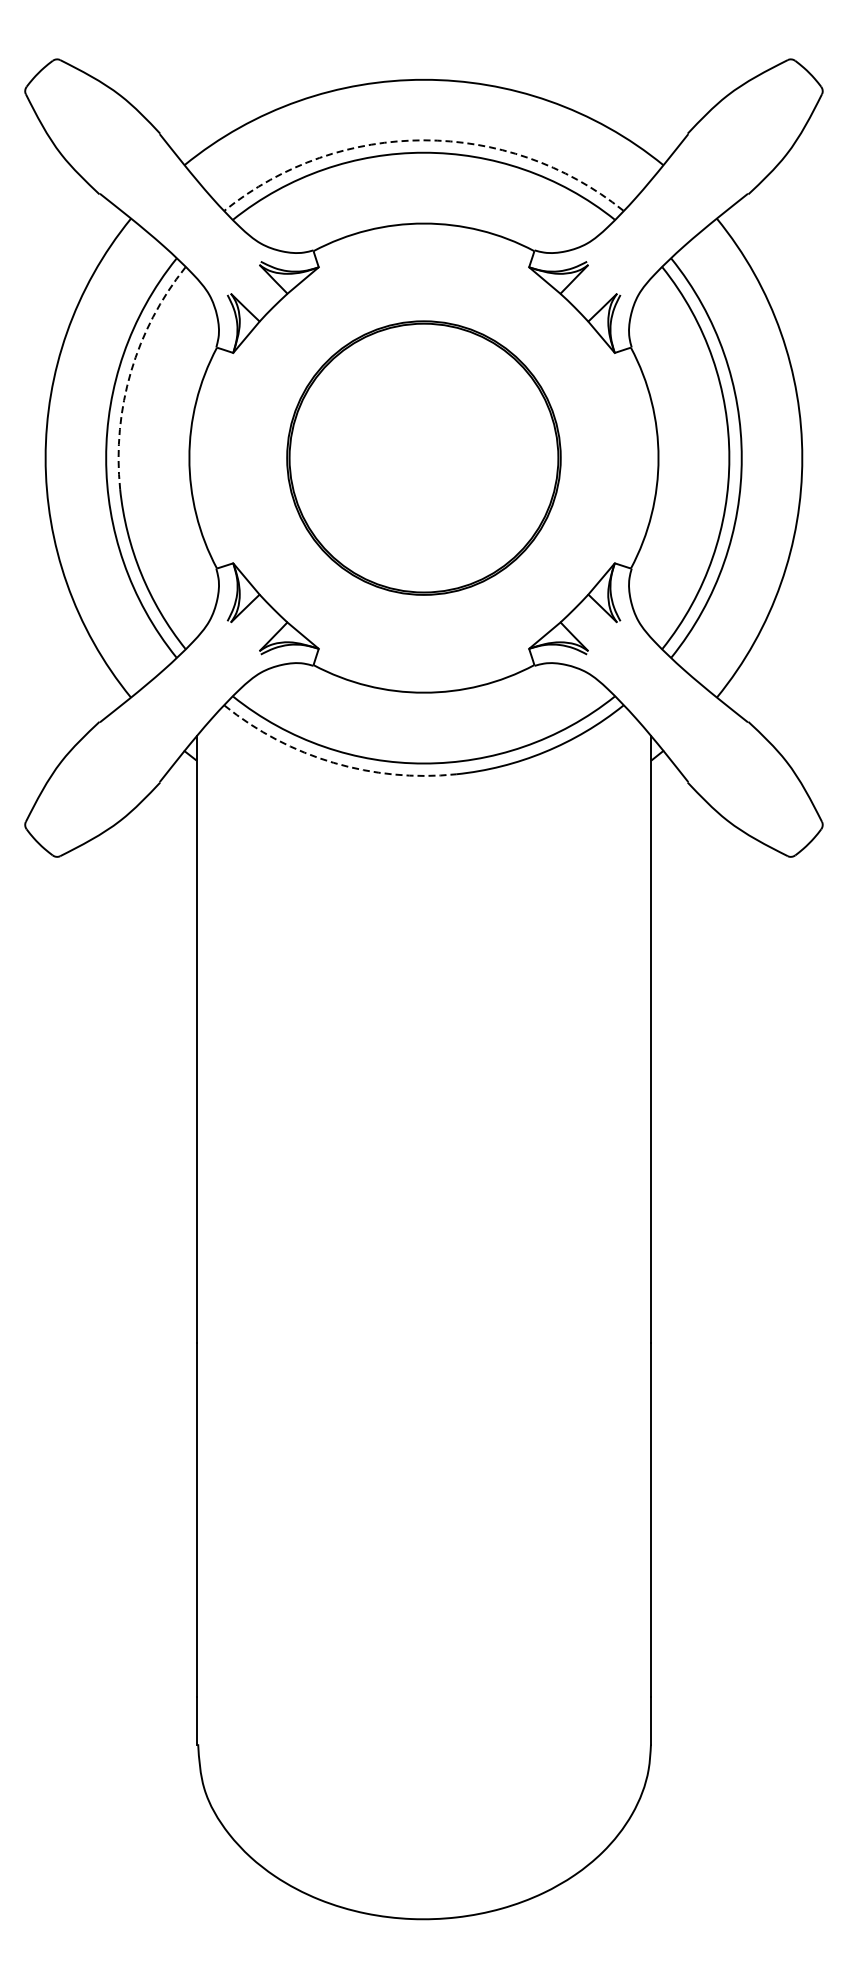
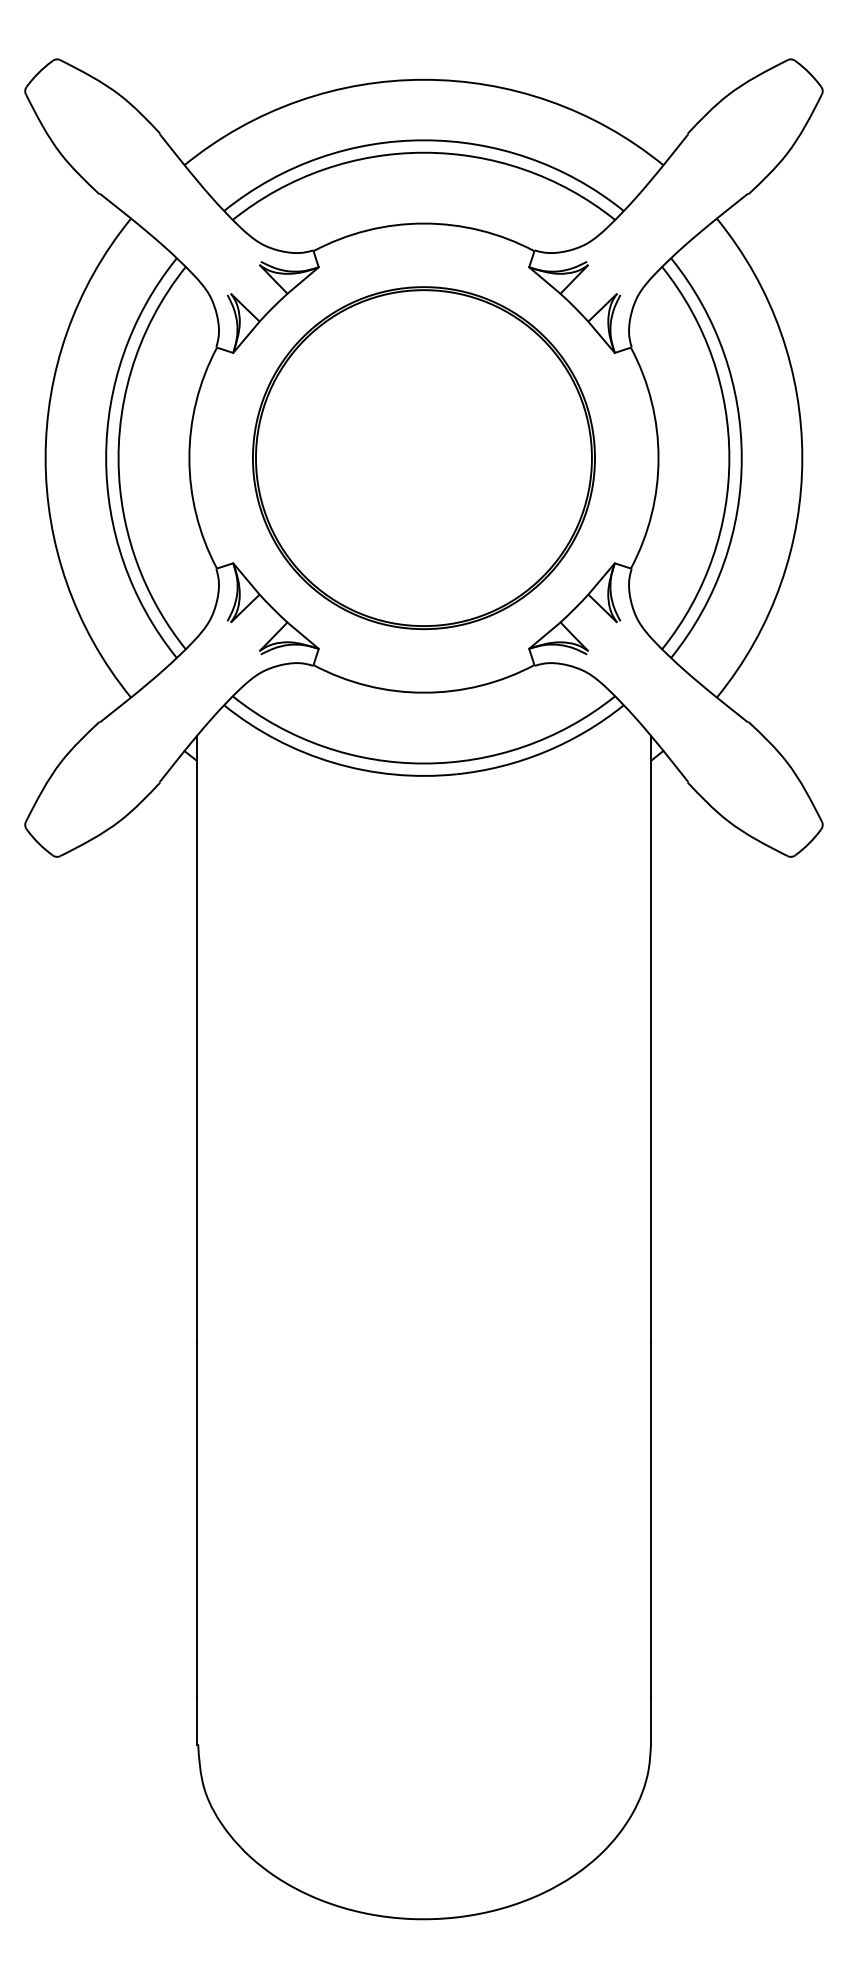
arc: dashed -> solid (423, 140)
arc: dashed -> solid (131, 371)
part size: 276x276 px -> 344x344 px (423, 457)
arc: dashed -> solid (333, 762)
